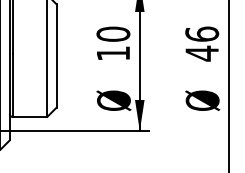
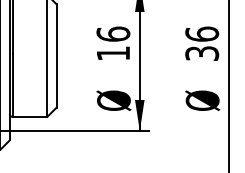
text: 10 -> 16 (113, 33)
text: 46 -> 36 (202, 53)
